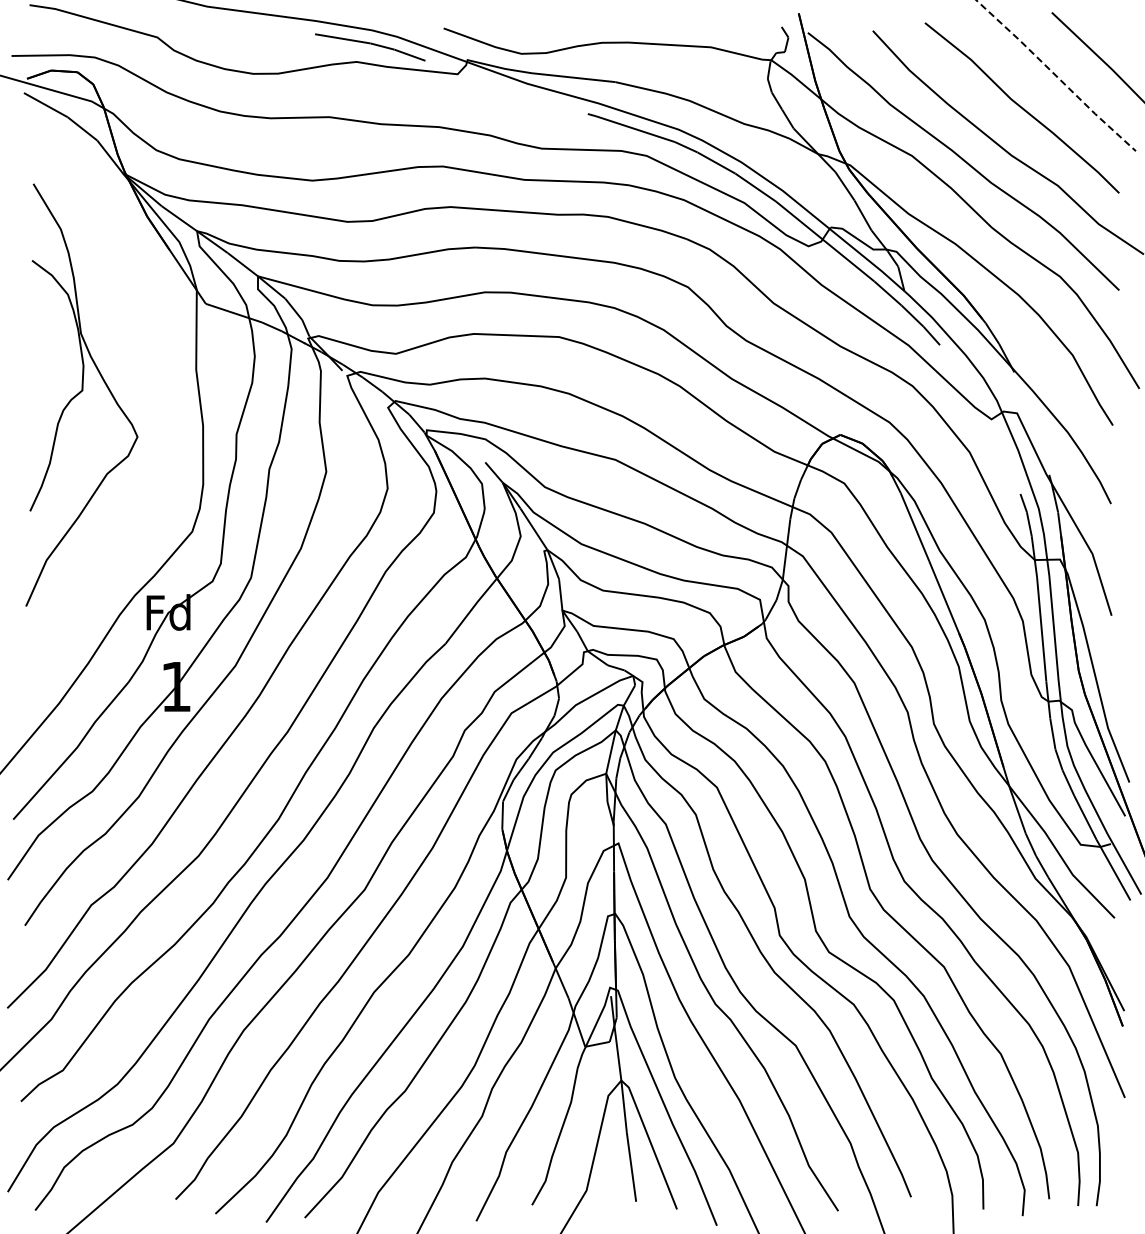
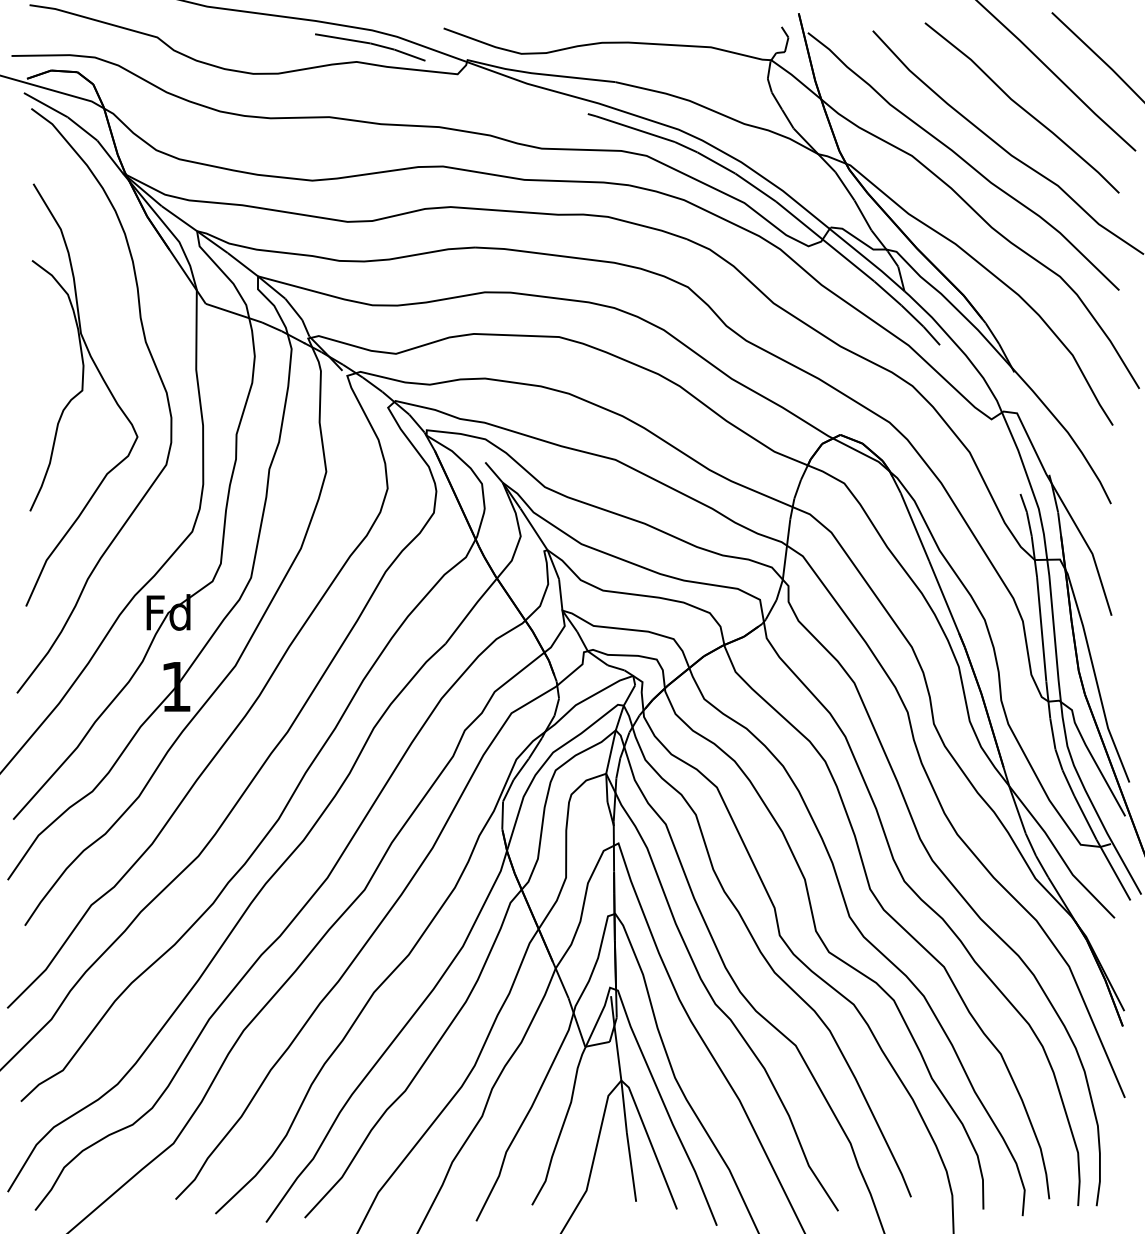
line: dashed -> solid (1056, 75)
curve: none -> present (157, 373)
